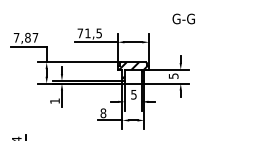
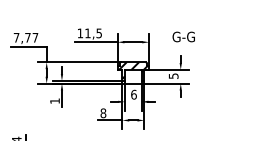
text position: (183, 18) -> (183, 36) (183, 36)
text: 71,5 -> 11,5 (79, 33)
text: 7,87 -> 7,77 (27, 37)
text: 5 -> 6 (133, 94)
